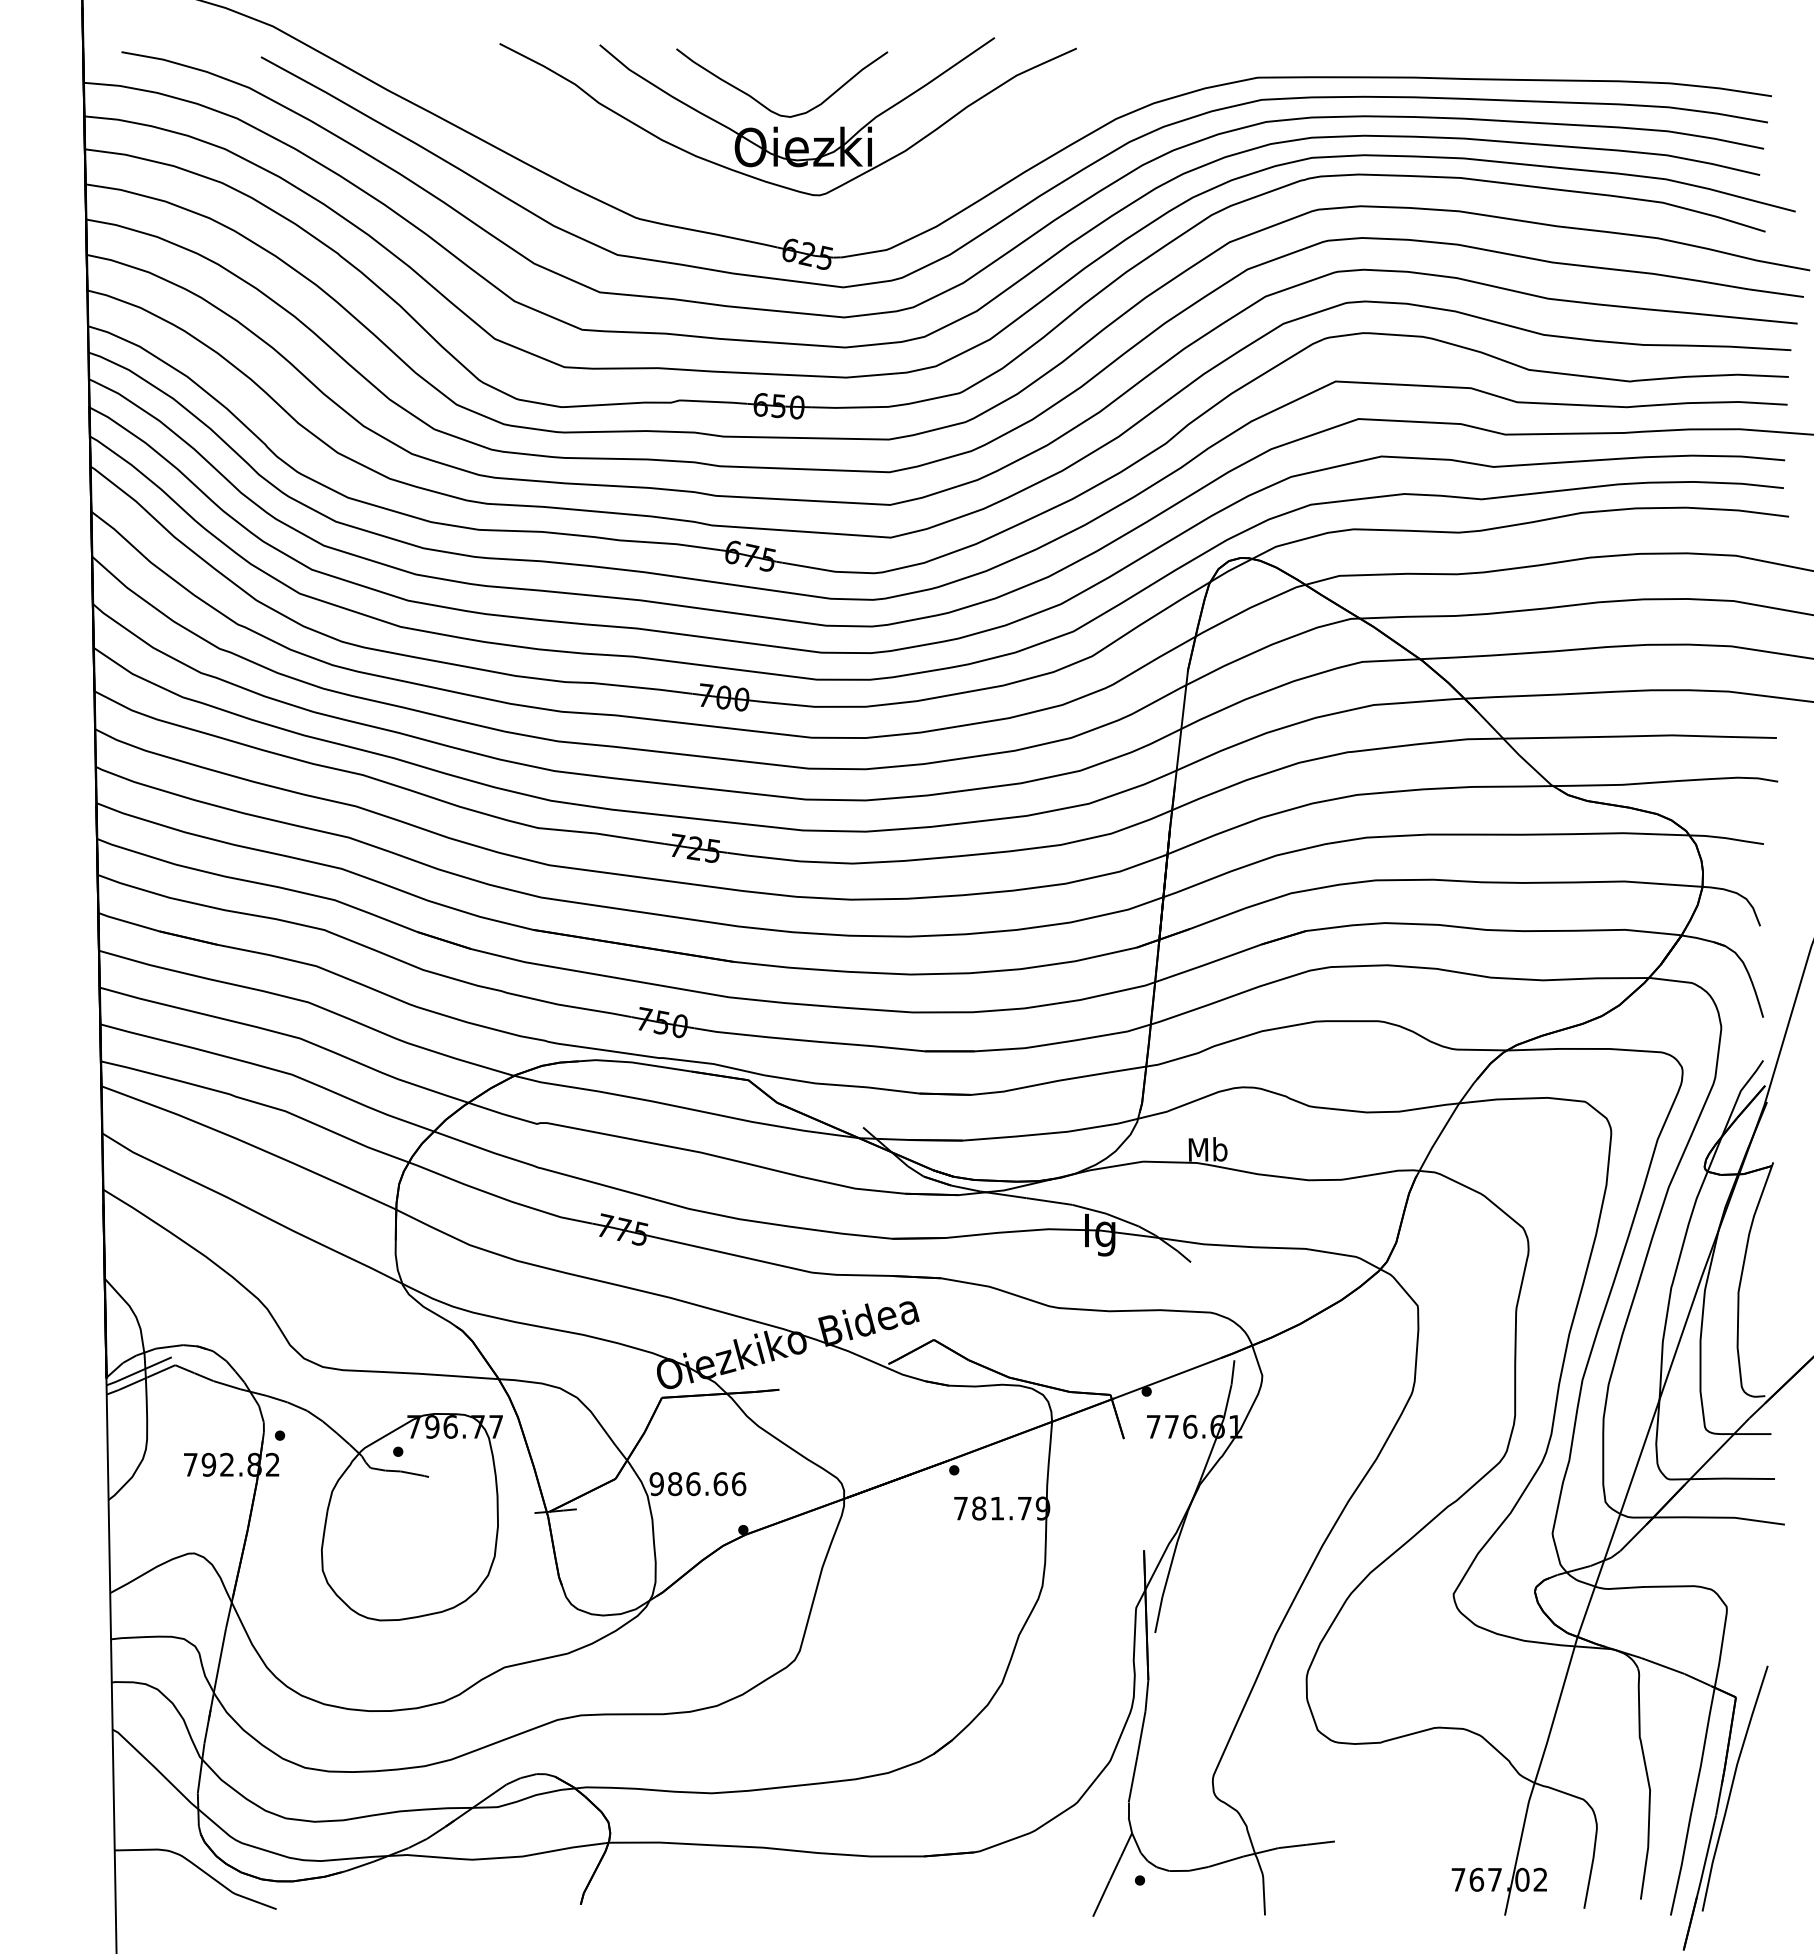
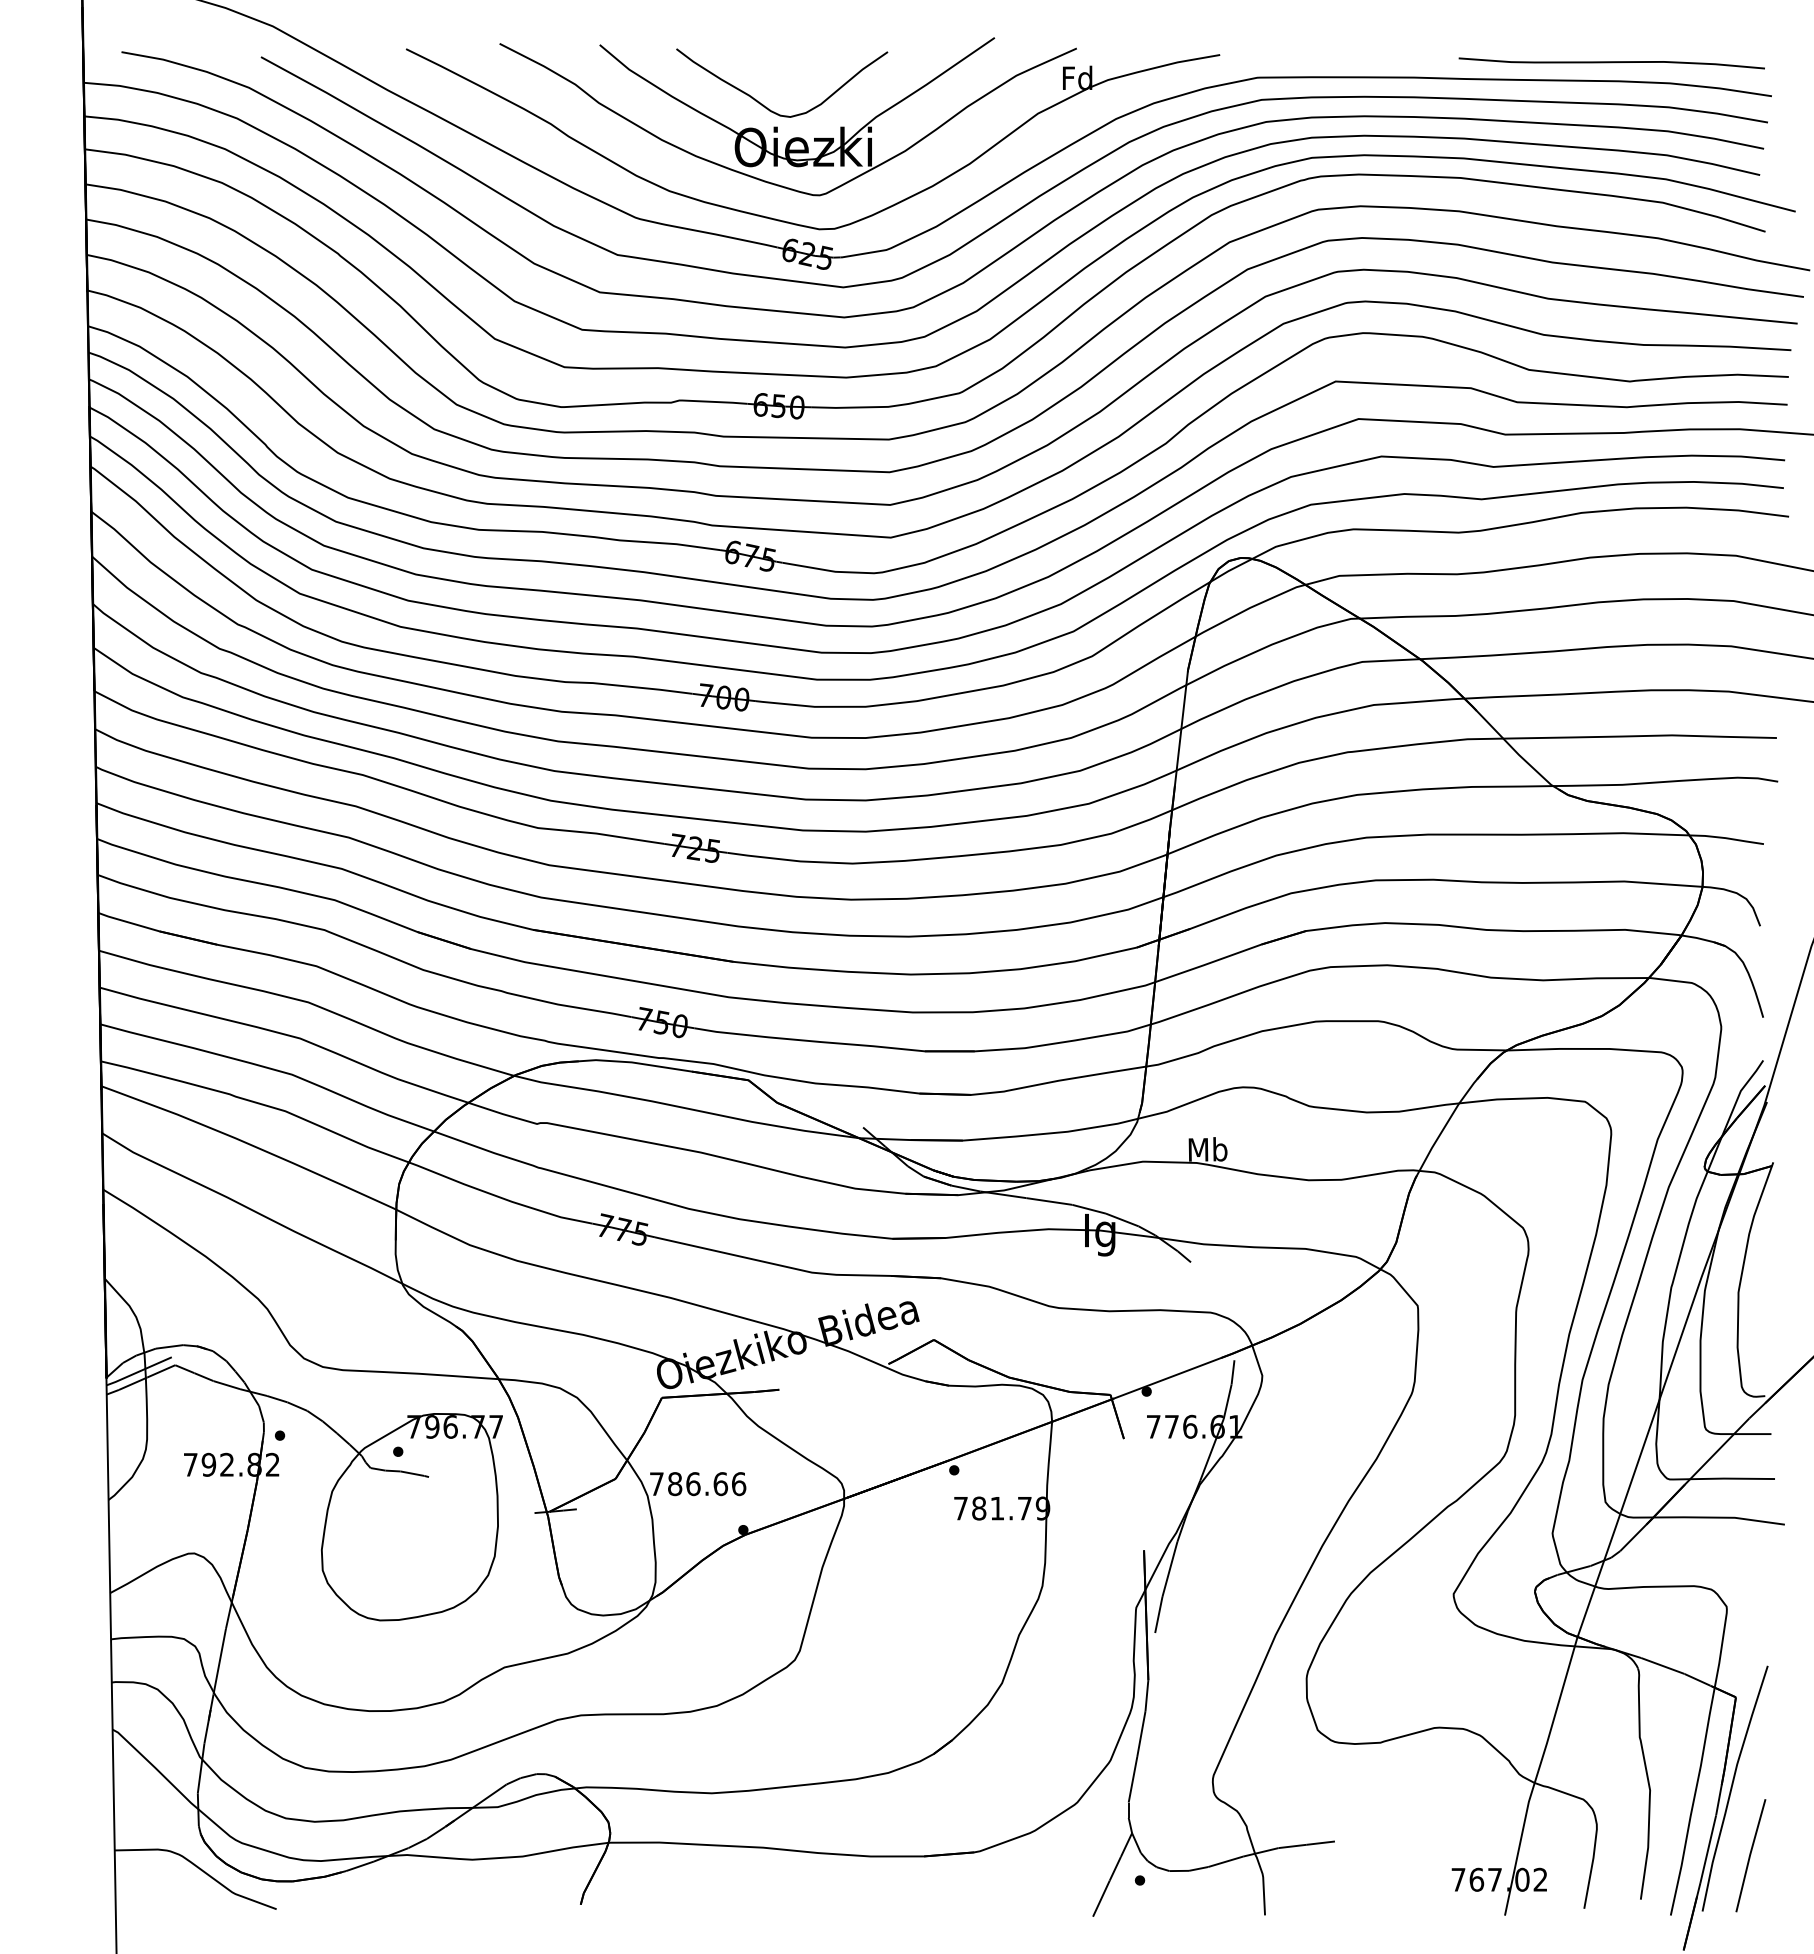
curve: none -> present (1611, 63)
part: none -> present (797, 223)
text: 986.66 -> 786.66 (656, 1484)
line: none -> present (1750, 1855)
